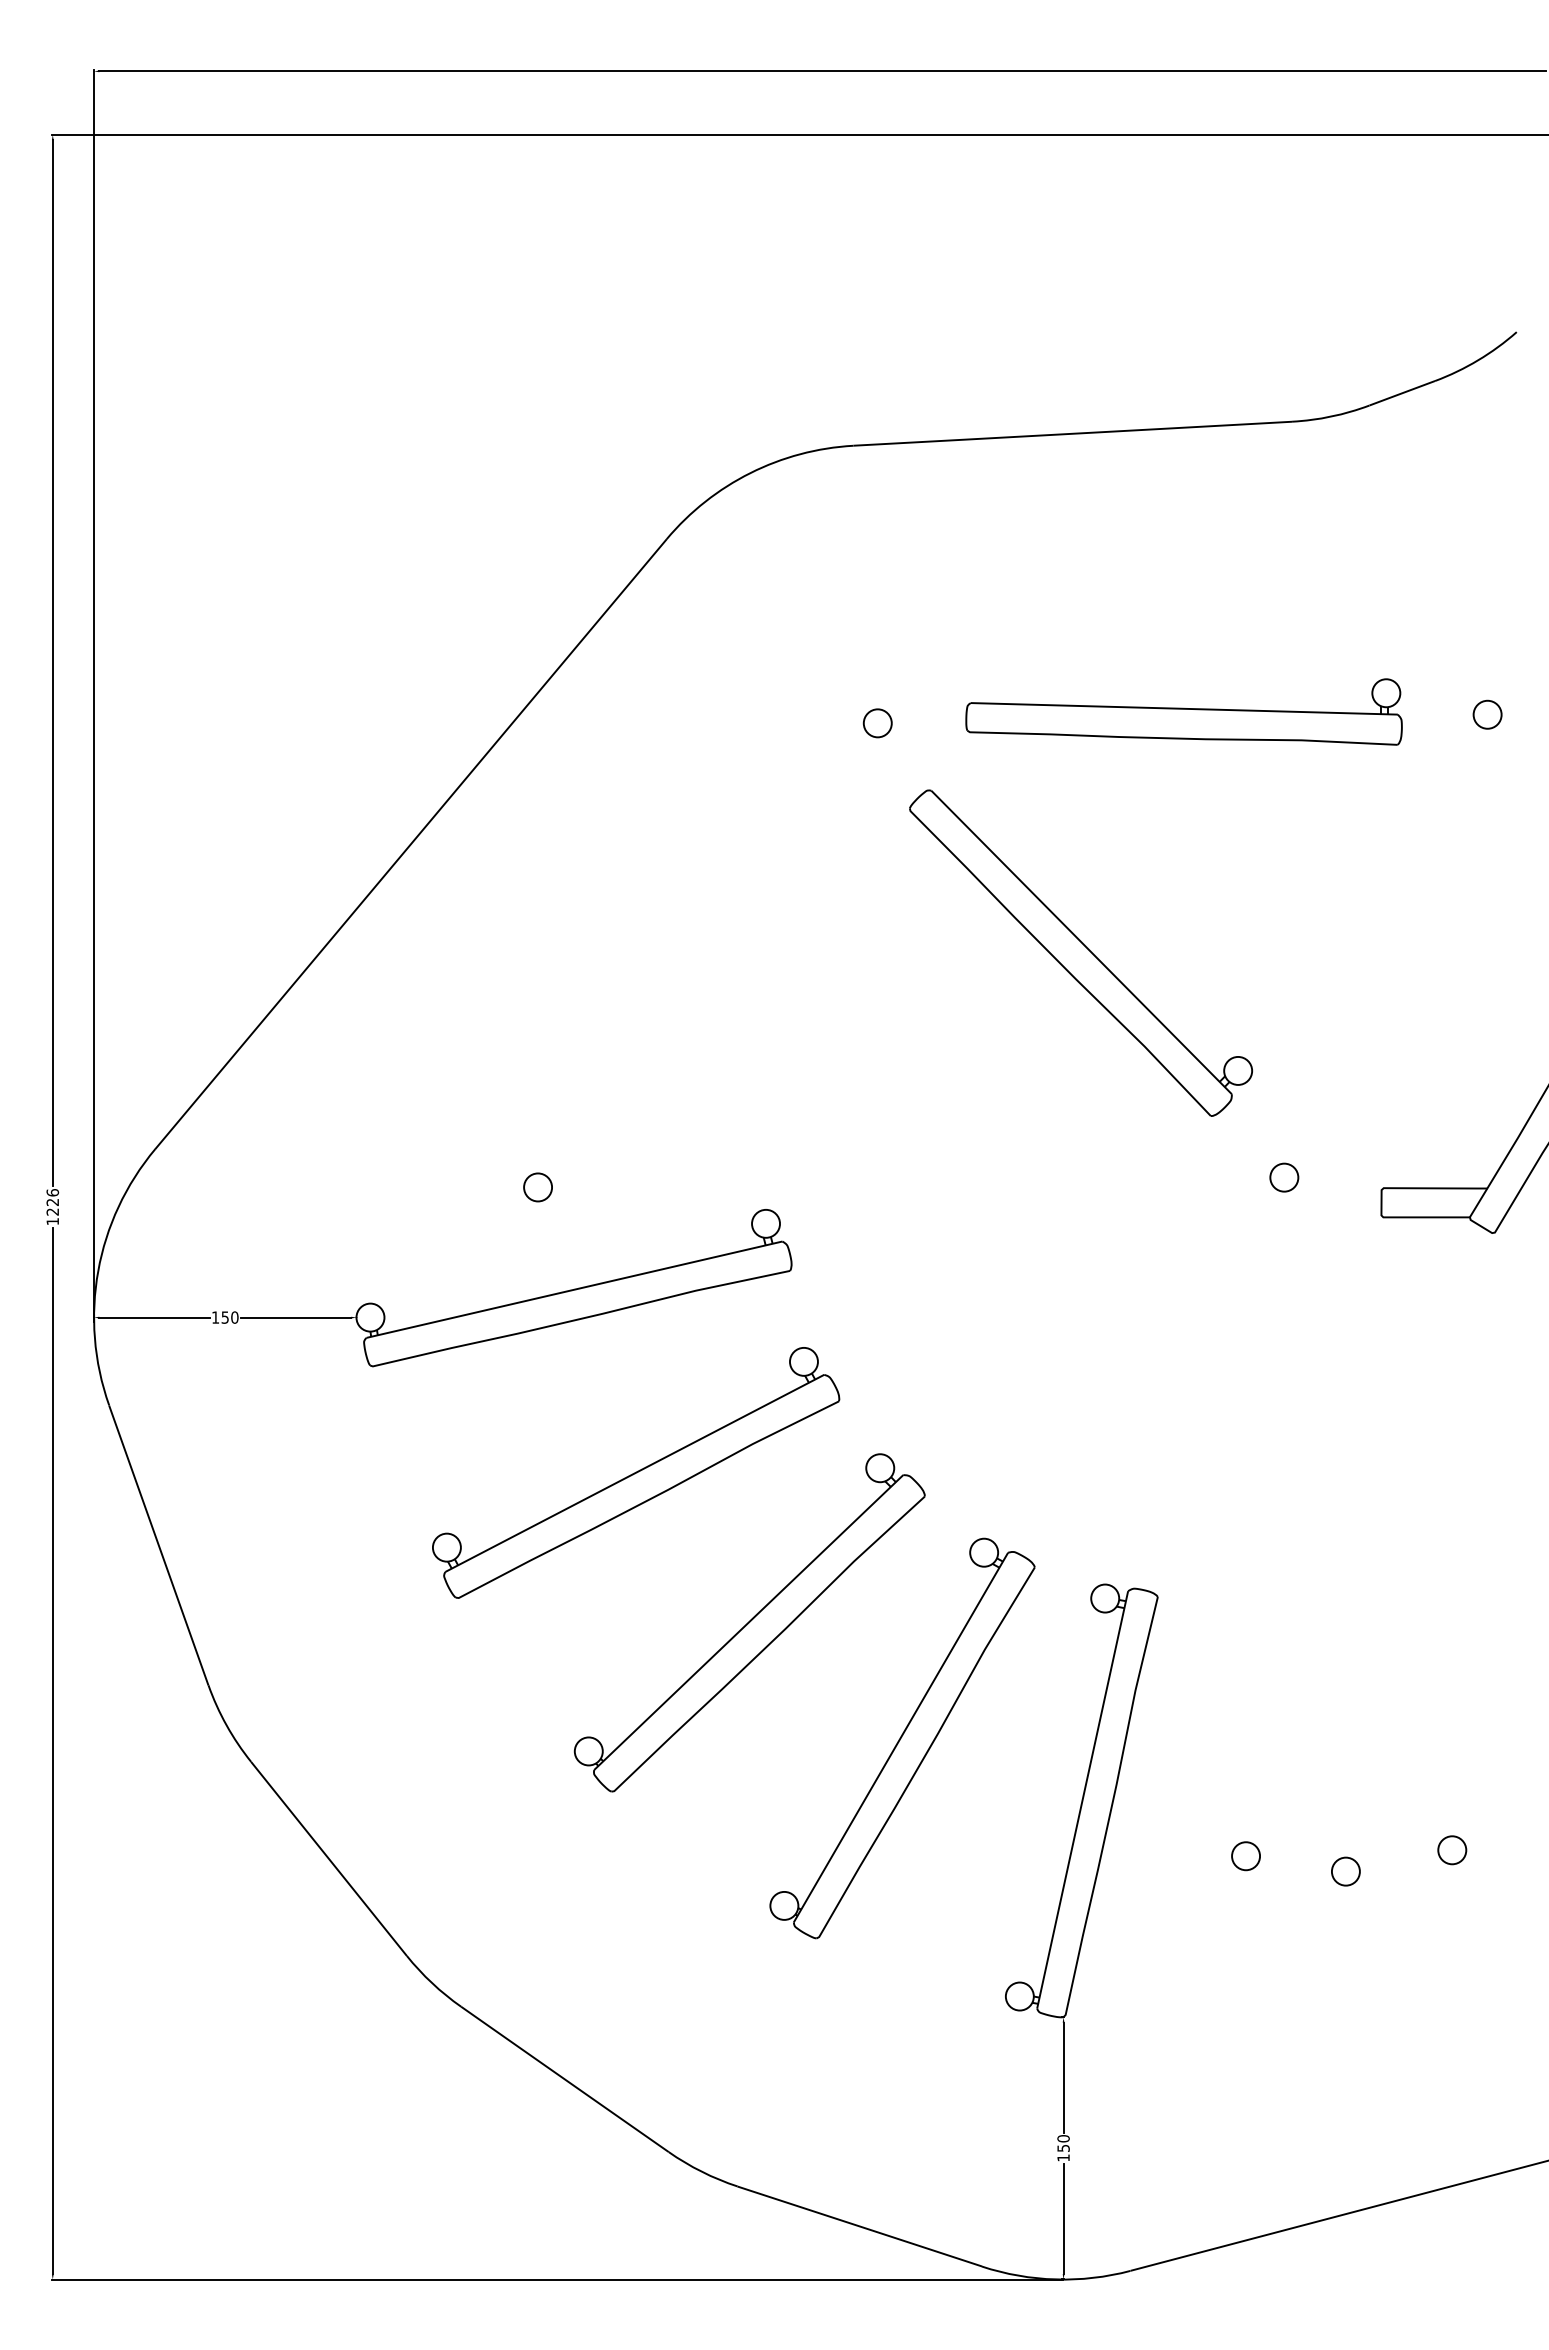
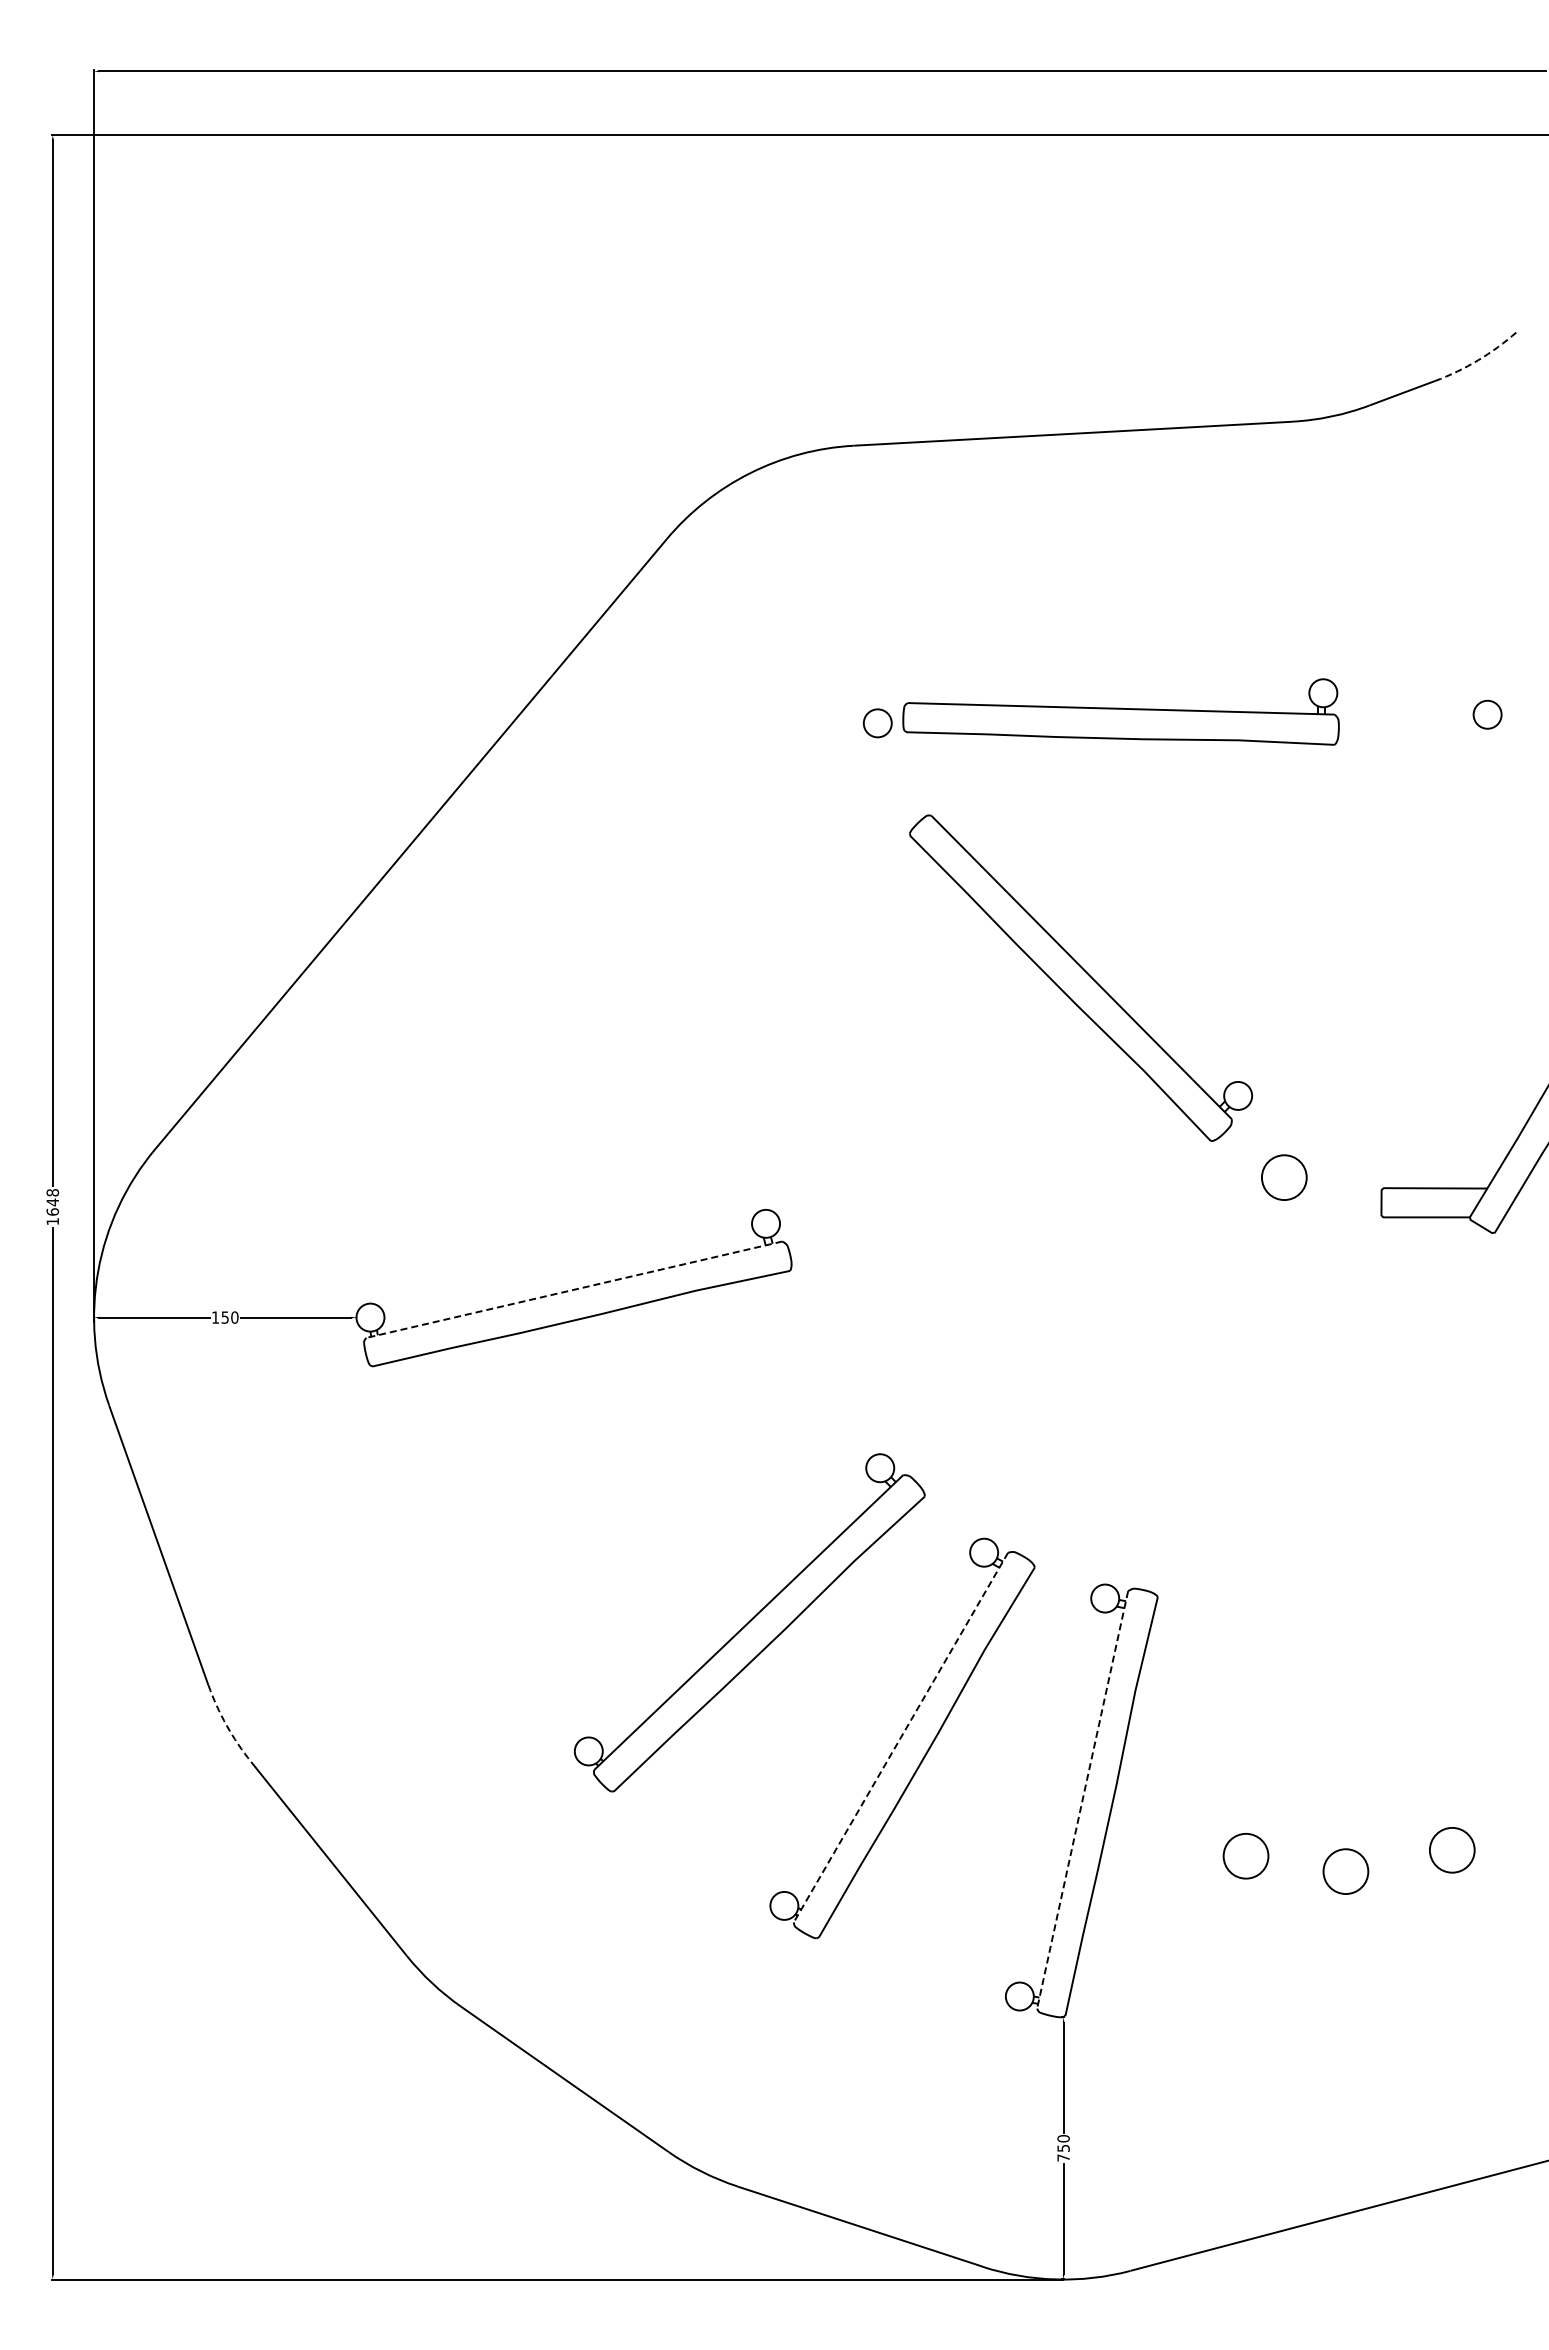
arc: solid -> dashed (1478, 360)
part position: (1183, 711) -> (1120, 711) (1120, 711)
part position: (1080, 952) -> (1080, 977) (1080, 977)
circle diameter: 28 px -> 45 px (1283, 1177)
circle: present -> none (537, 1187)
text: 1226 -> 1648 (52, 1202)
line: solid -> dashed (574, 1289)
part: present -> none (636, 1472)
arc: solid -> dashed (226, 1725)
line: solid -> dashed (900, 1737)
line: solid -> dashed (1082, 1799)
circle diameter: 28 px -> 45 px (1451, 1849)
circle diameter: 28 px -> 45 px (1245, 1855)
circle diameter: 28 px -> 45 px (1345, 1871)
text: 150 -> 750 (1063, 2157)
